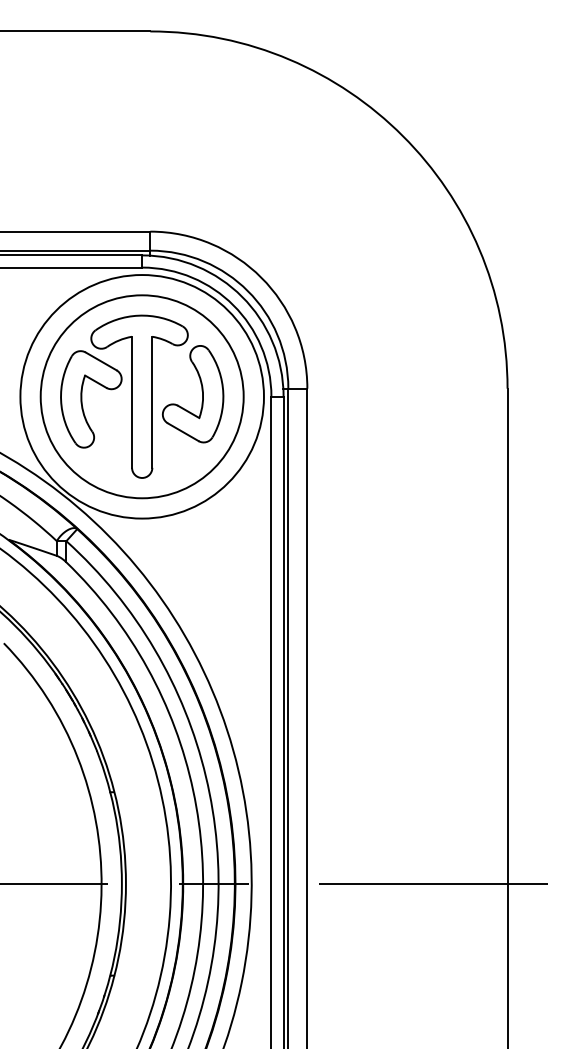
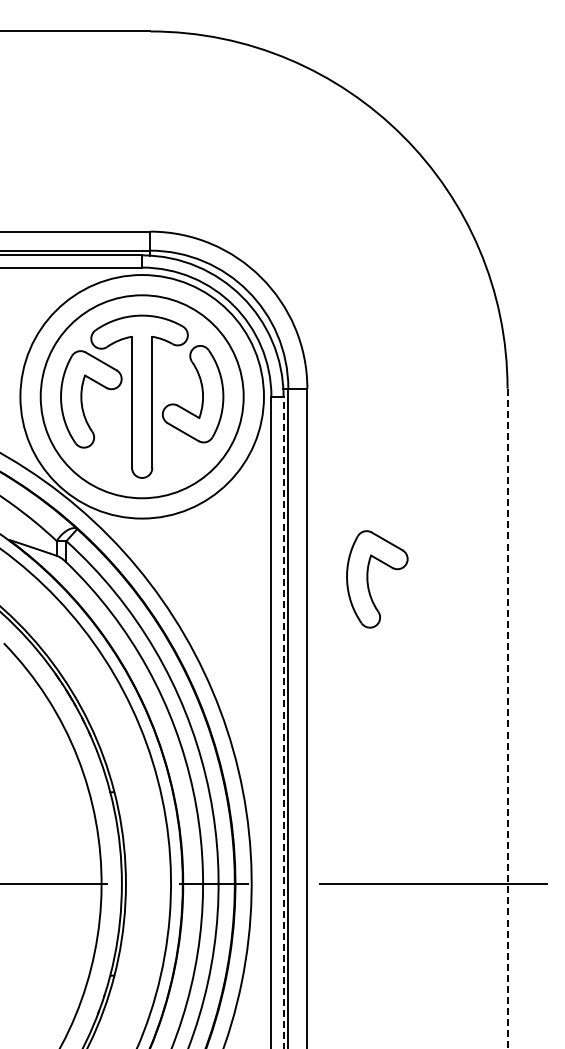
part: none -> present (368, 579)
line: solid -> dashed (507, 718)
line: solid -> dashed (283, 722)
